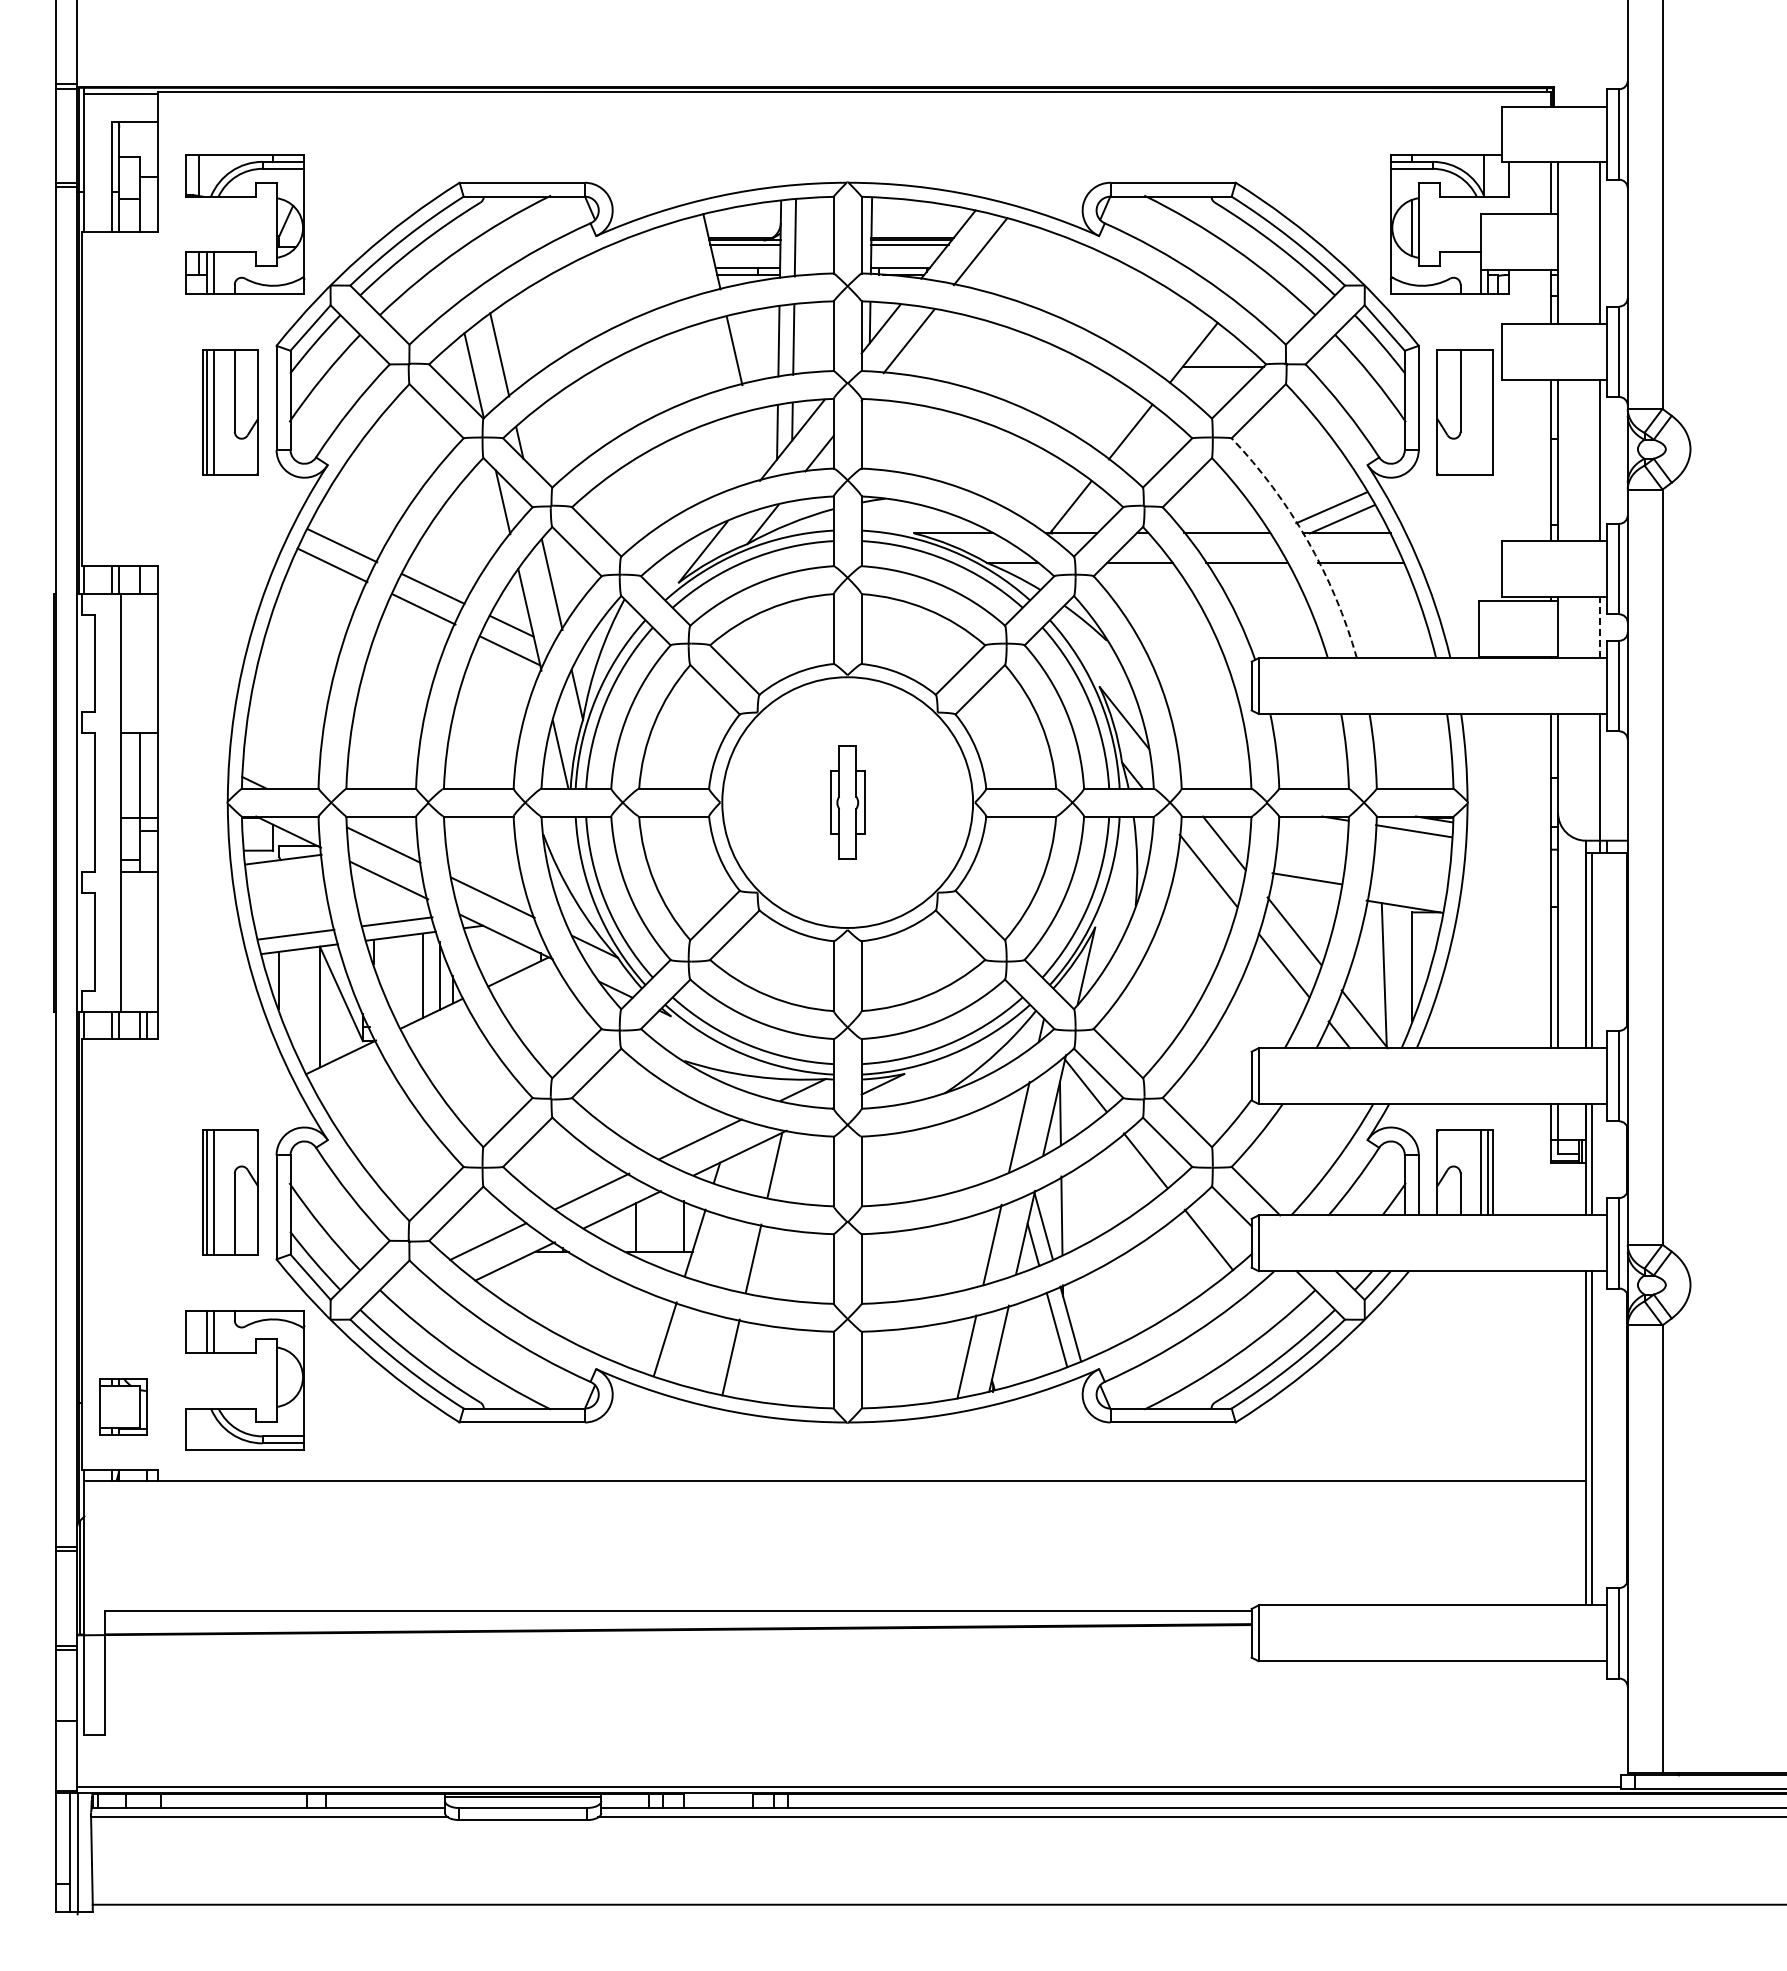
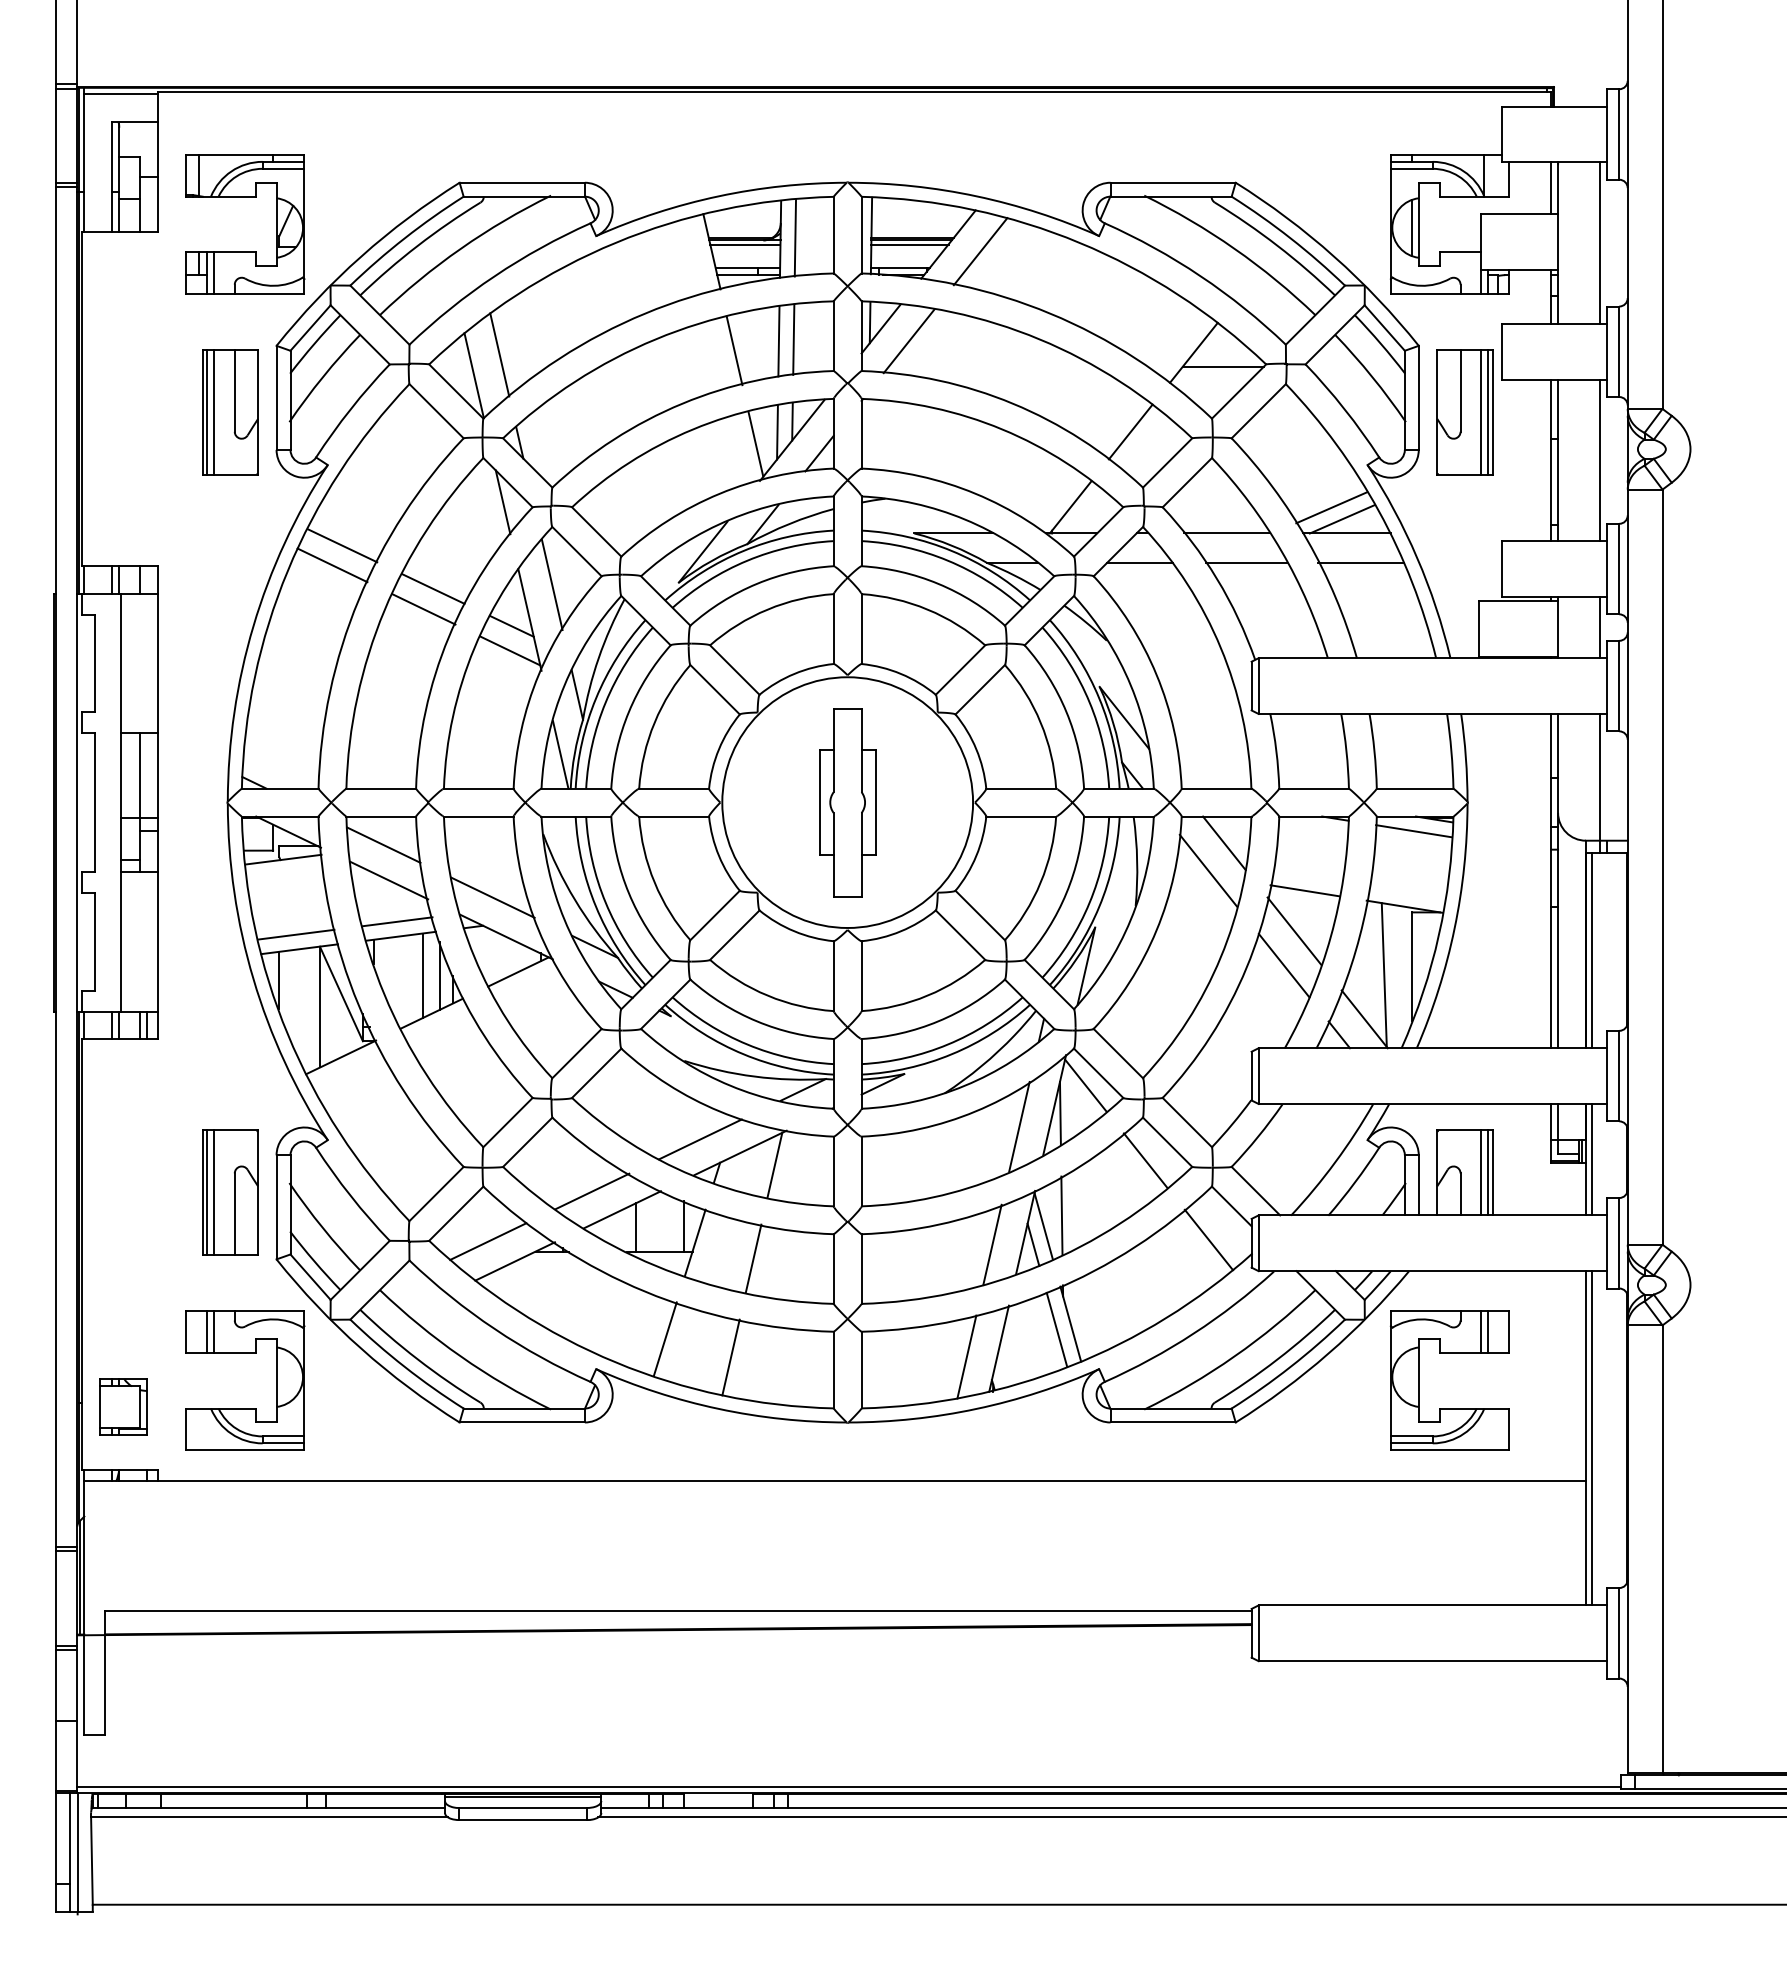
line: none -> present (1481, 412)
line: none -> present (1488, 412)
line: none -> present (755, 444)
arc: dashed -> solid (1307, 540)
line: dashed -> solid (1599, 627)
part size: 36x115 px -> 58x190 px (847, 802)
line position: (1306, 878) -> (1304, 890) (1304, 890)
part: none -> present (1449, 1353)
